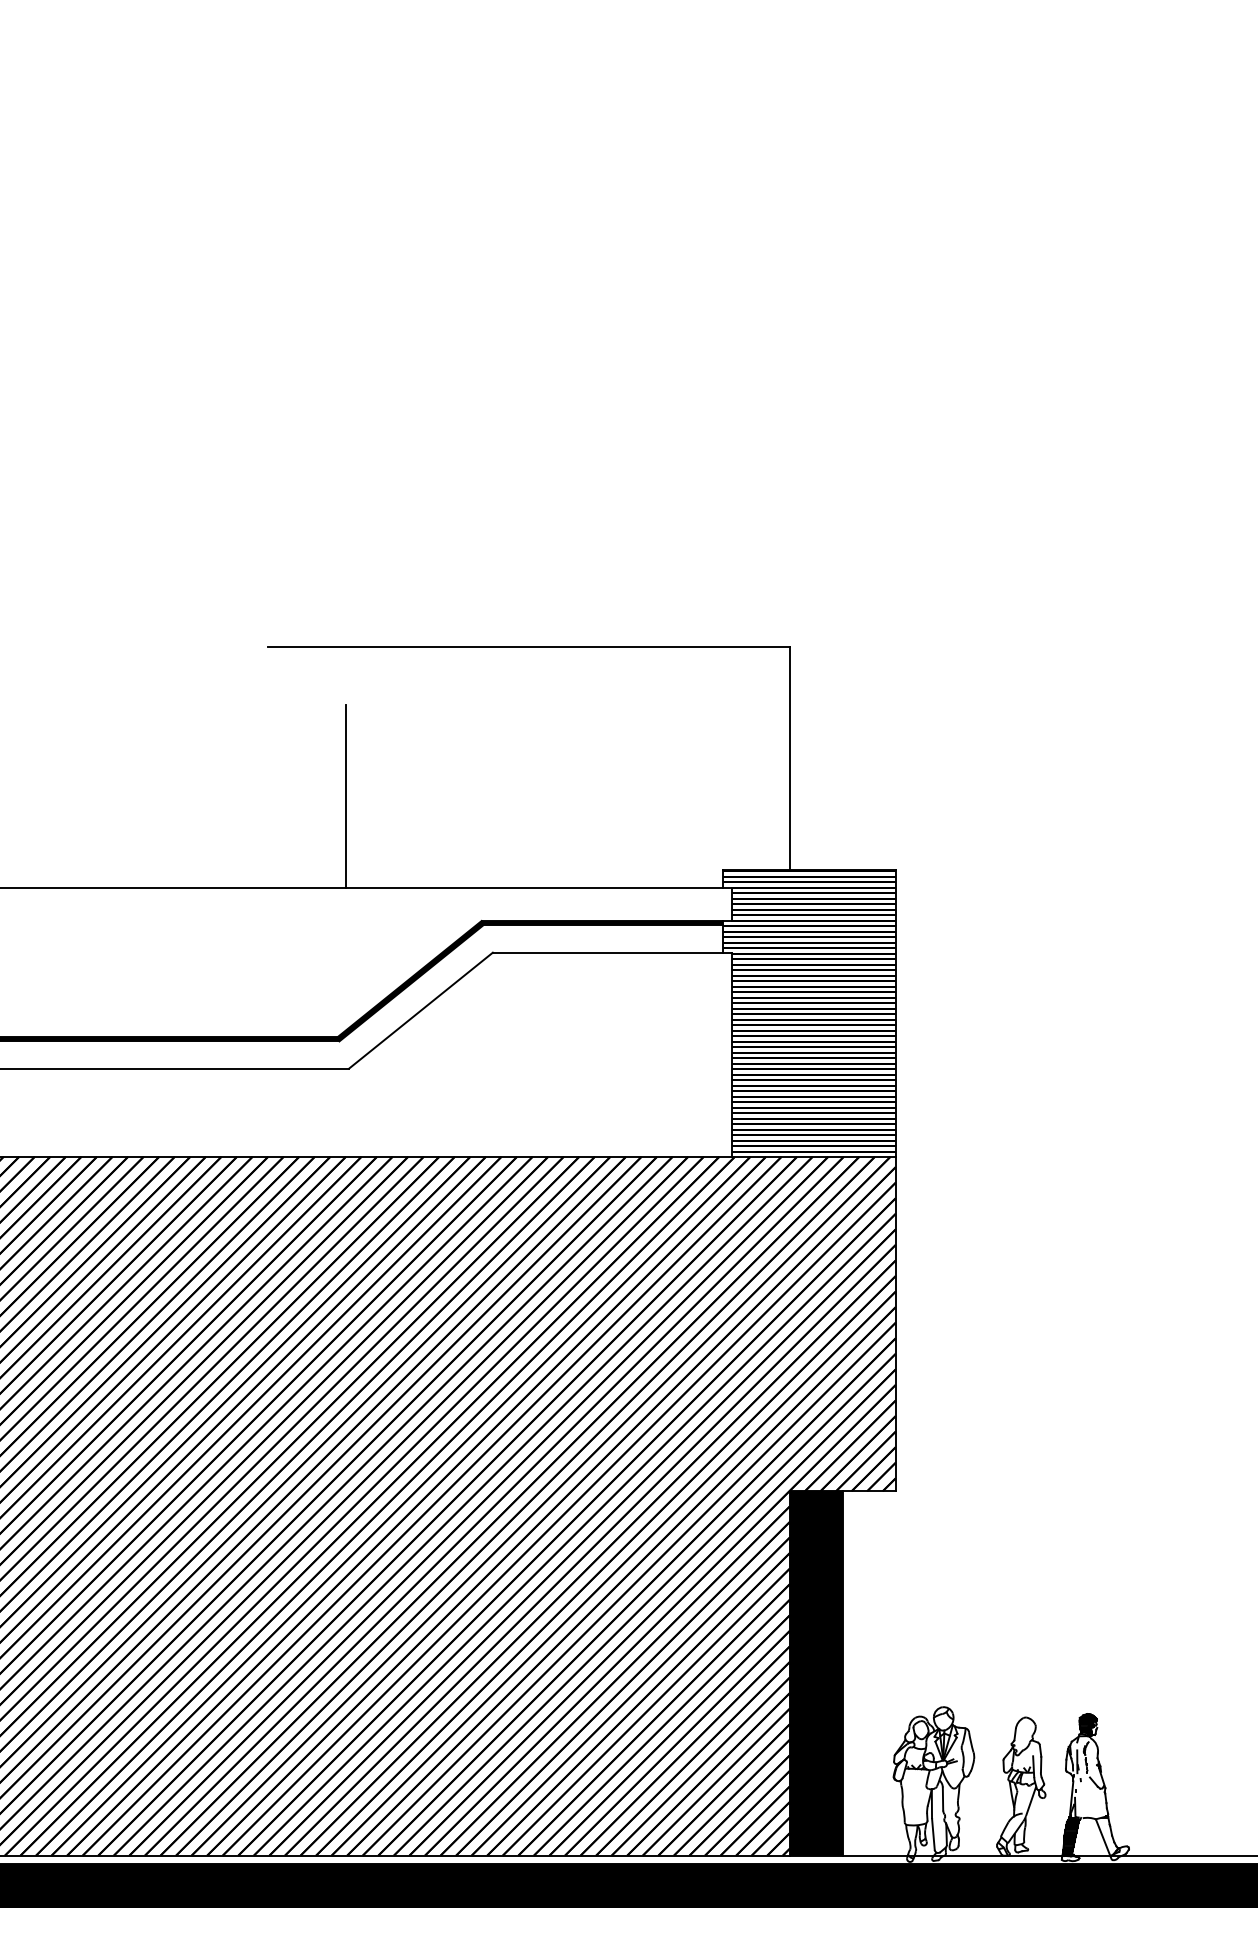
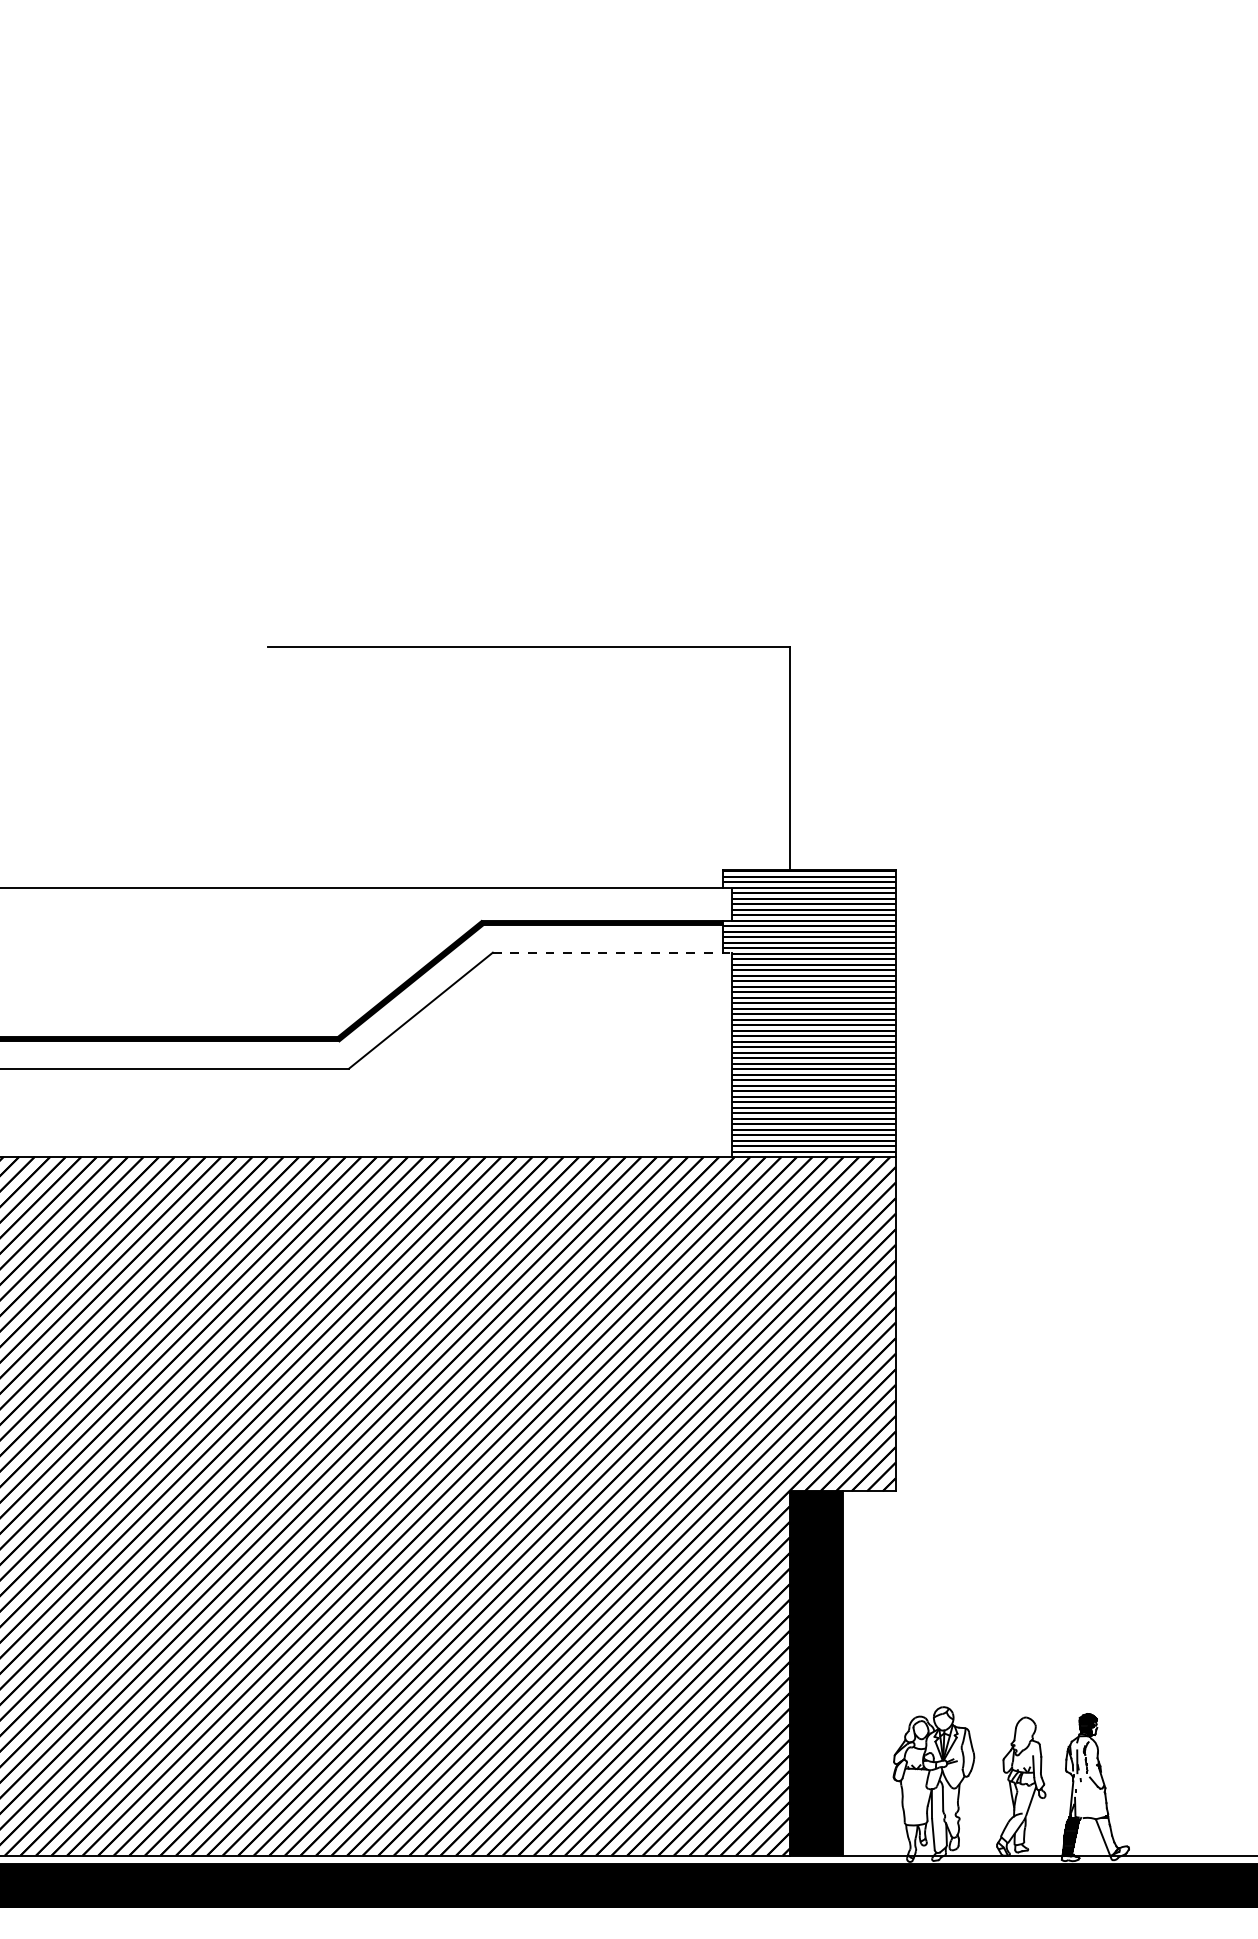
line: present -> none (346, 795)
line: solid -> dashed (612, 952)
